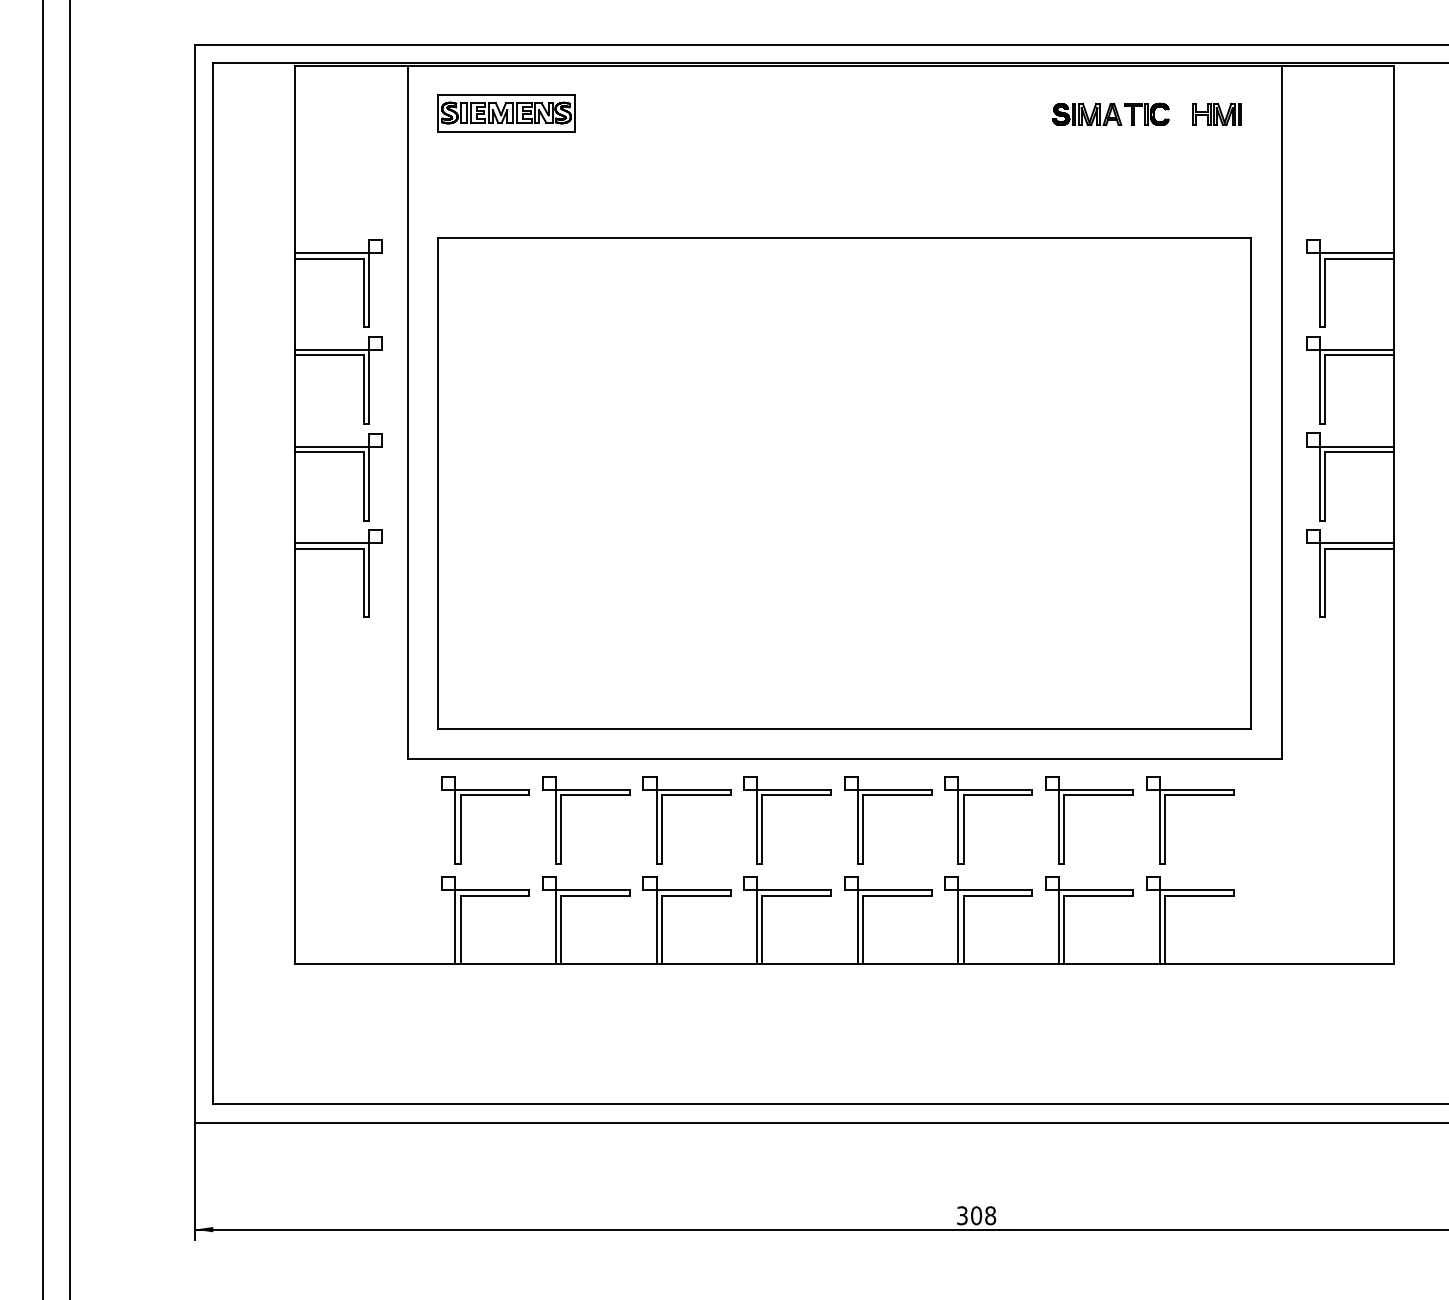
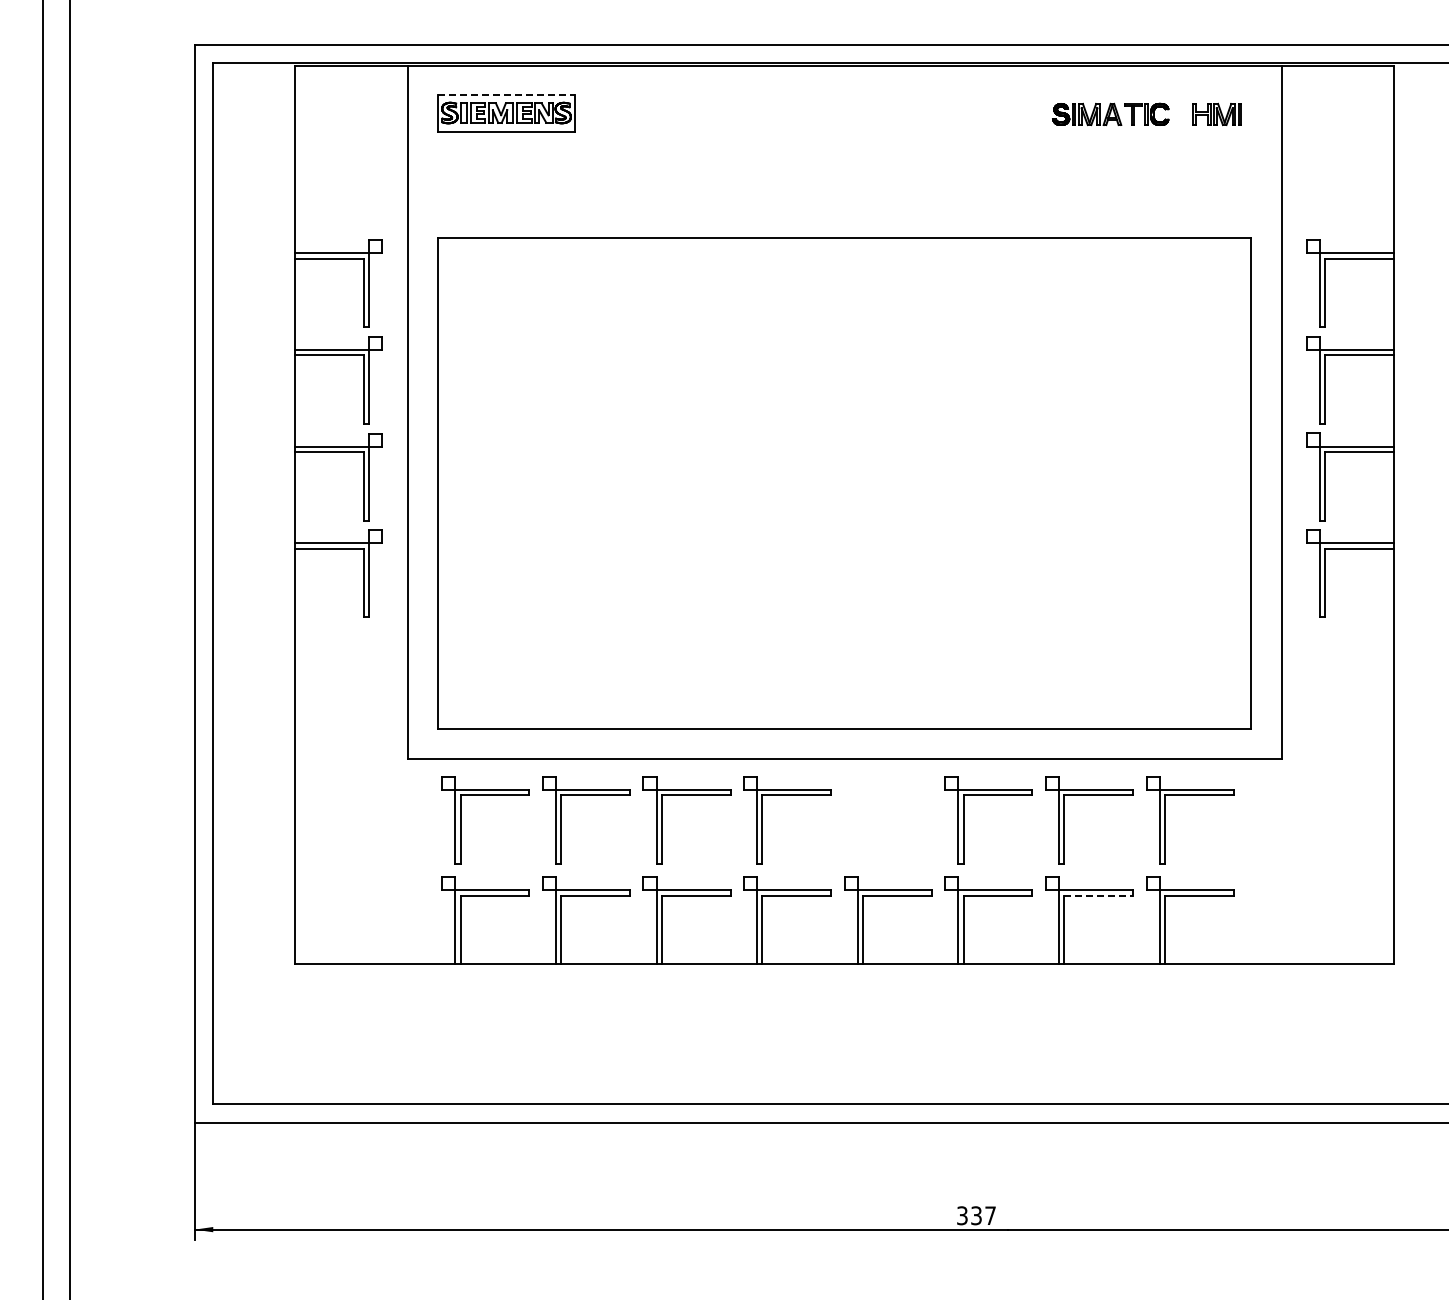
line: solid -> dashed (506, 94)
part: present -> none (888, 795)
line: solid -> dashed (1099, 895)
text: 308 -> 337 (983, 1215)
